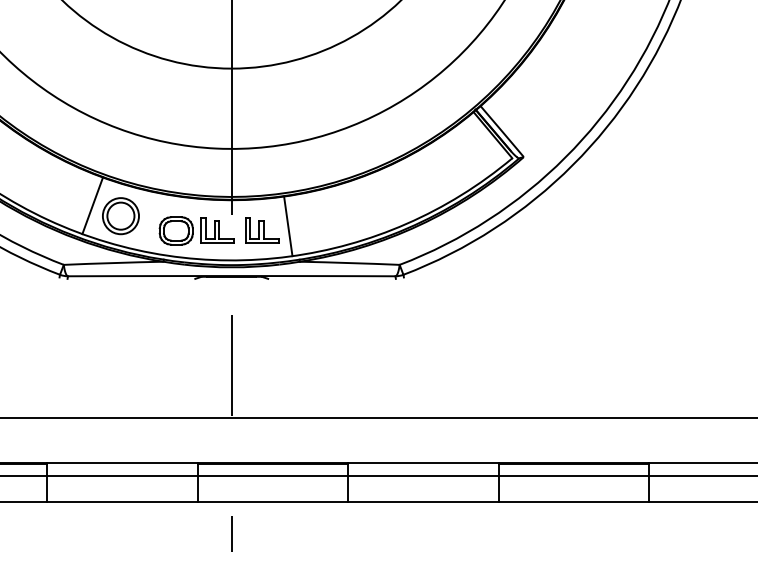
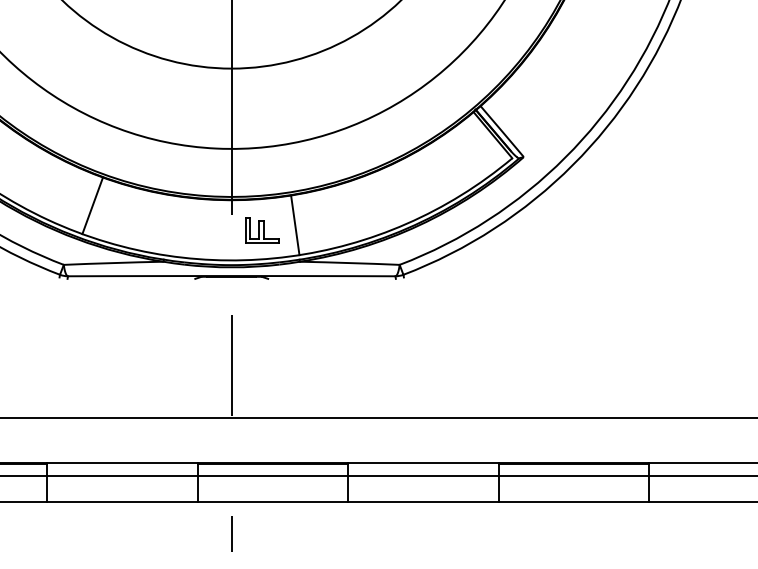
part: present -> none (120, 216)
line position: (288, 226) -> (295, 225) (295, 225)
part: present -> none (196, 230)
